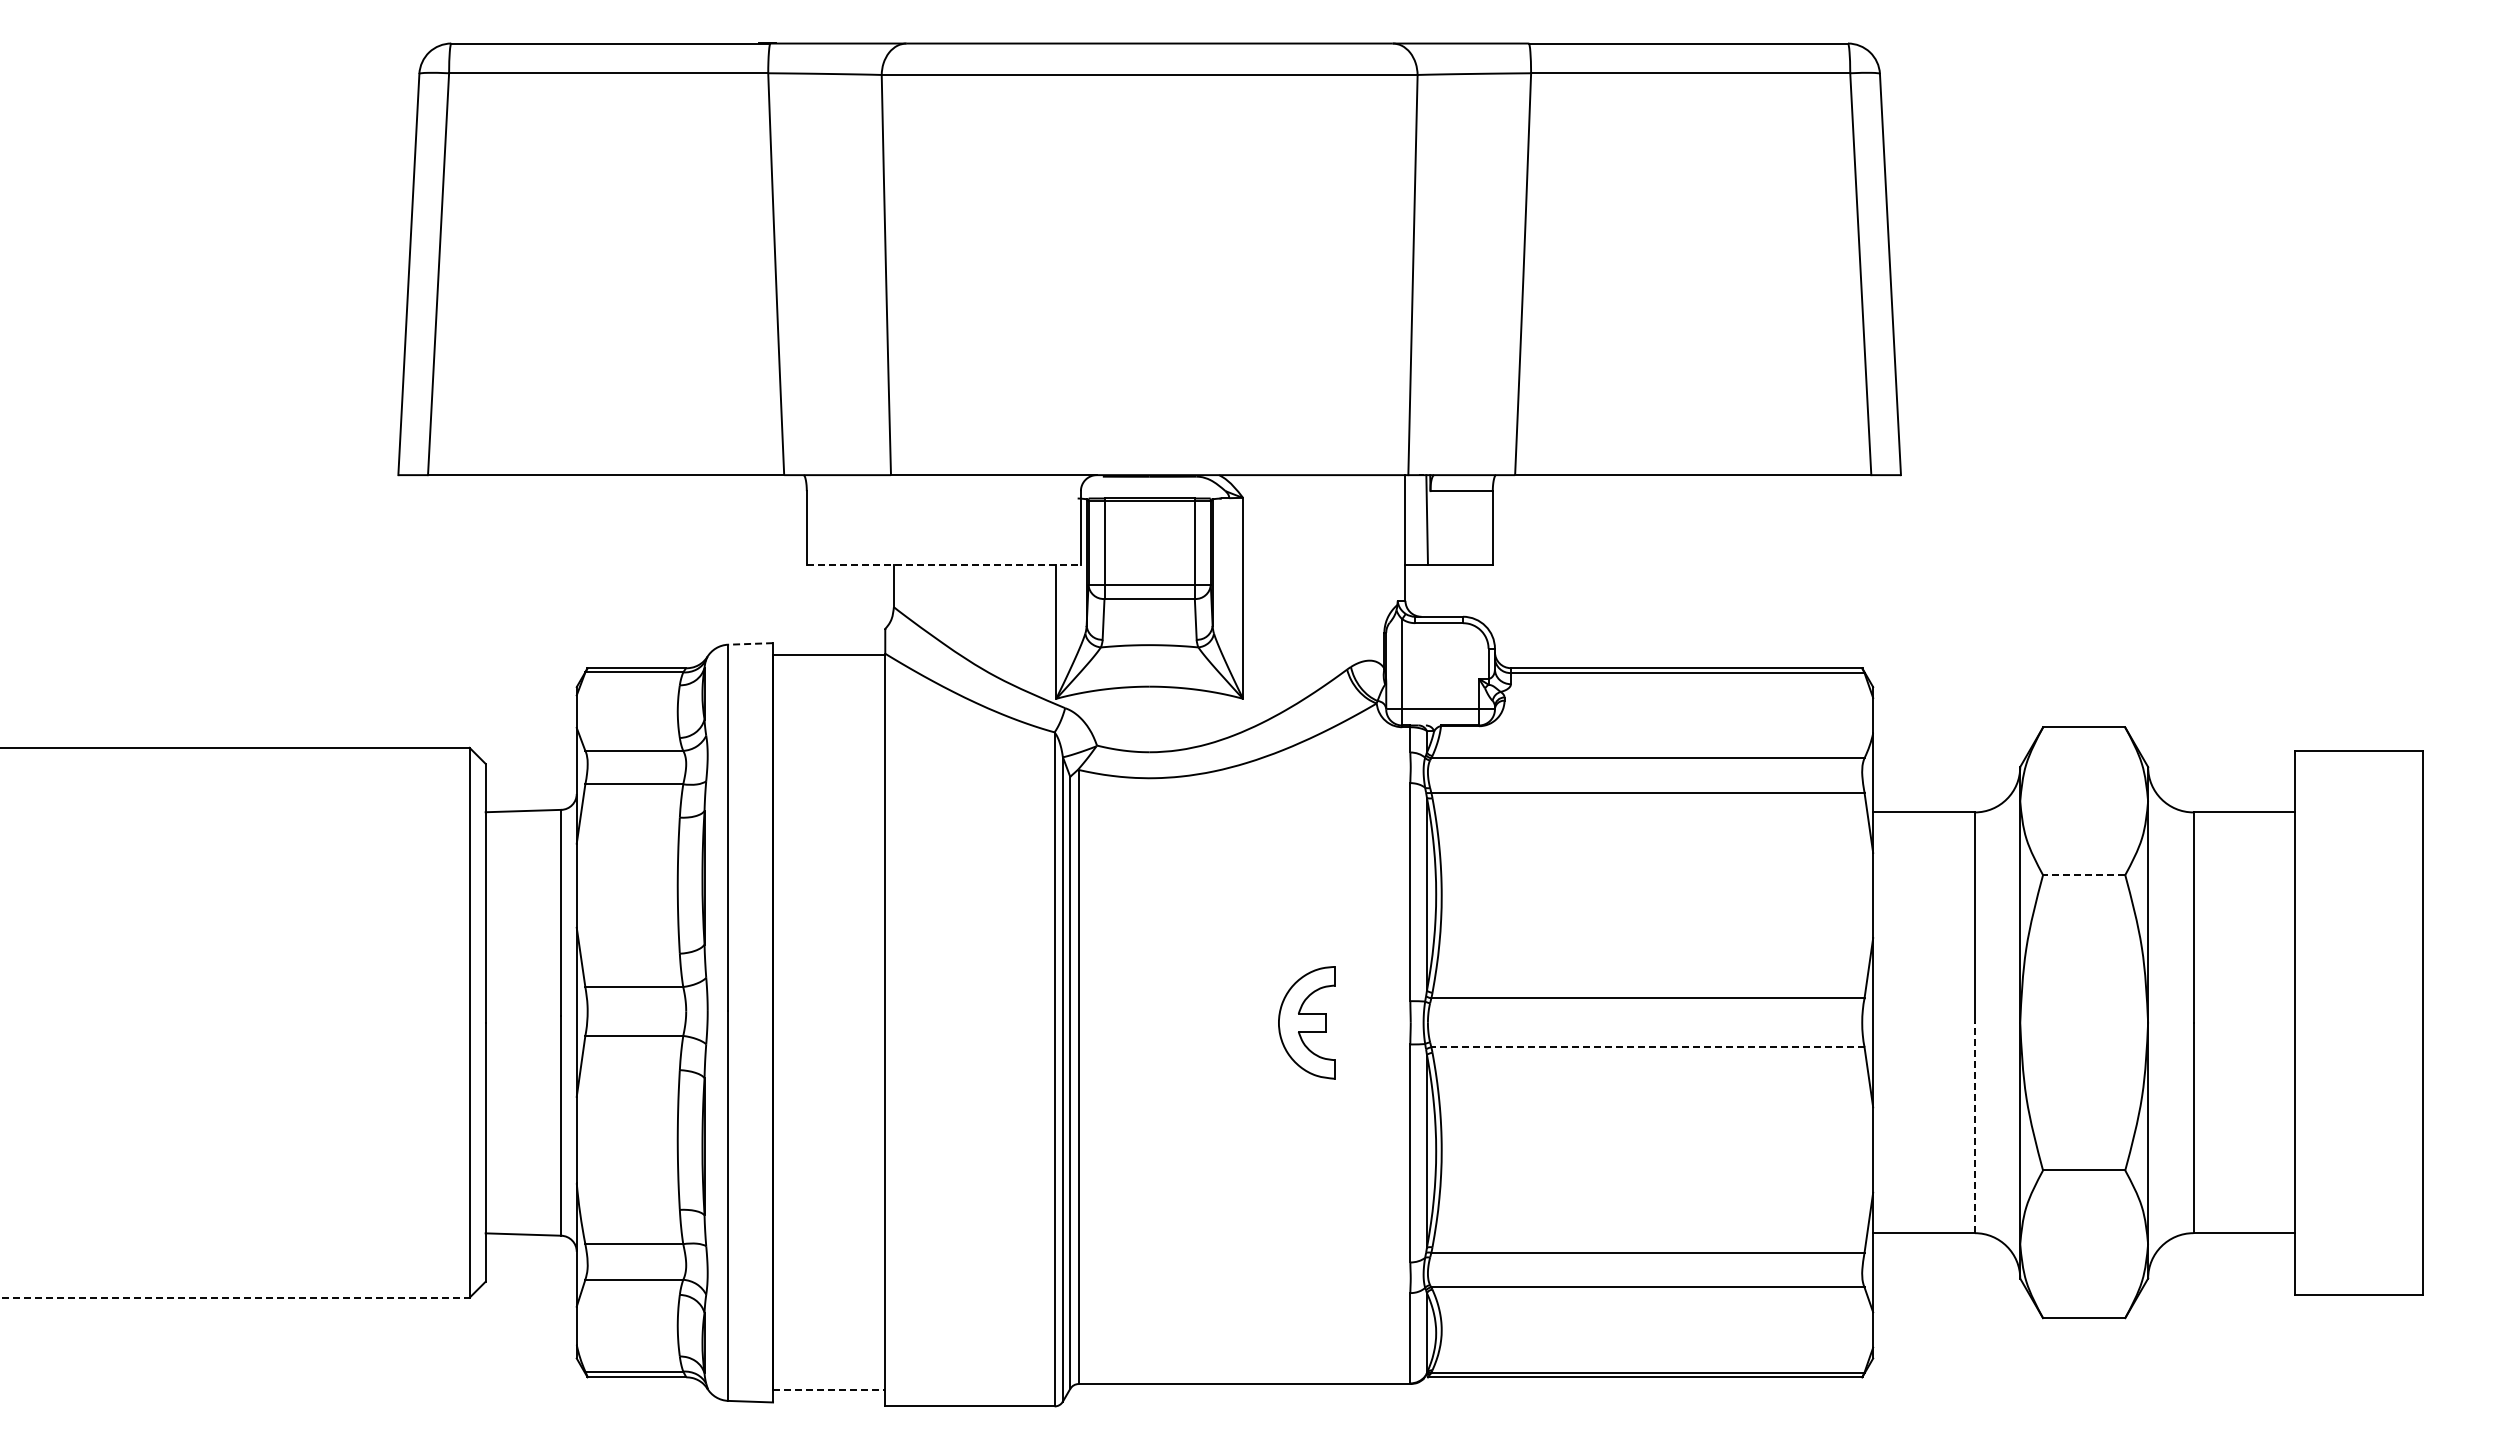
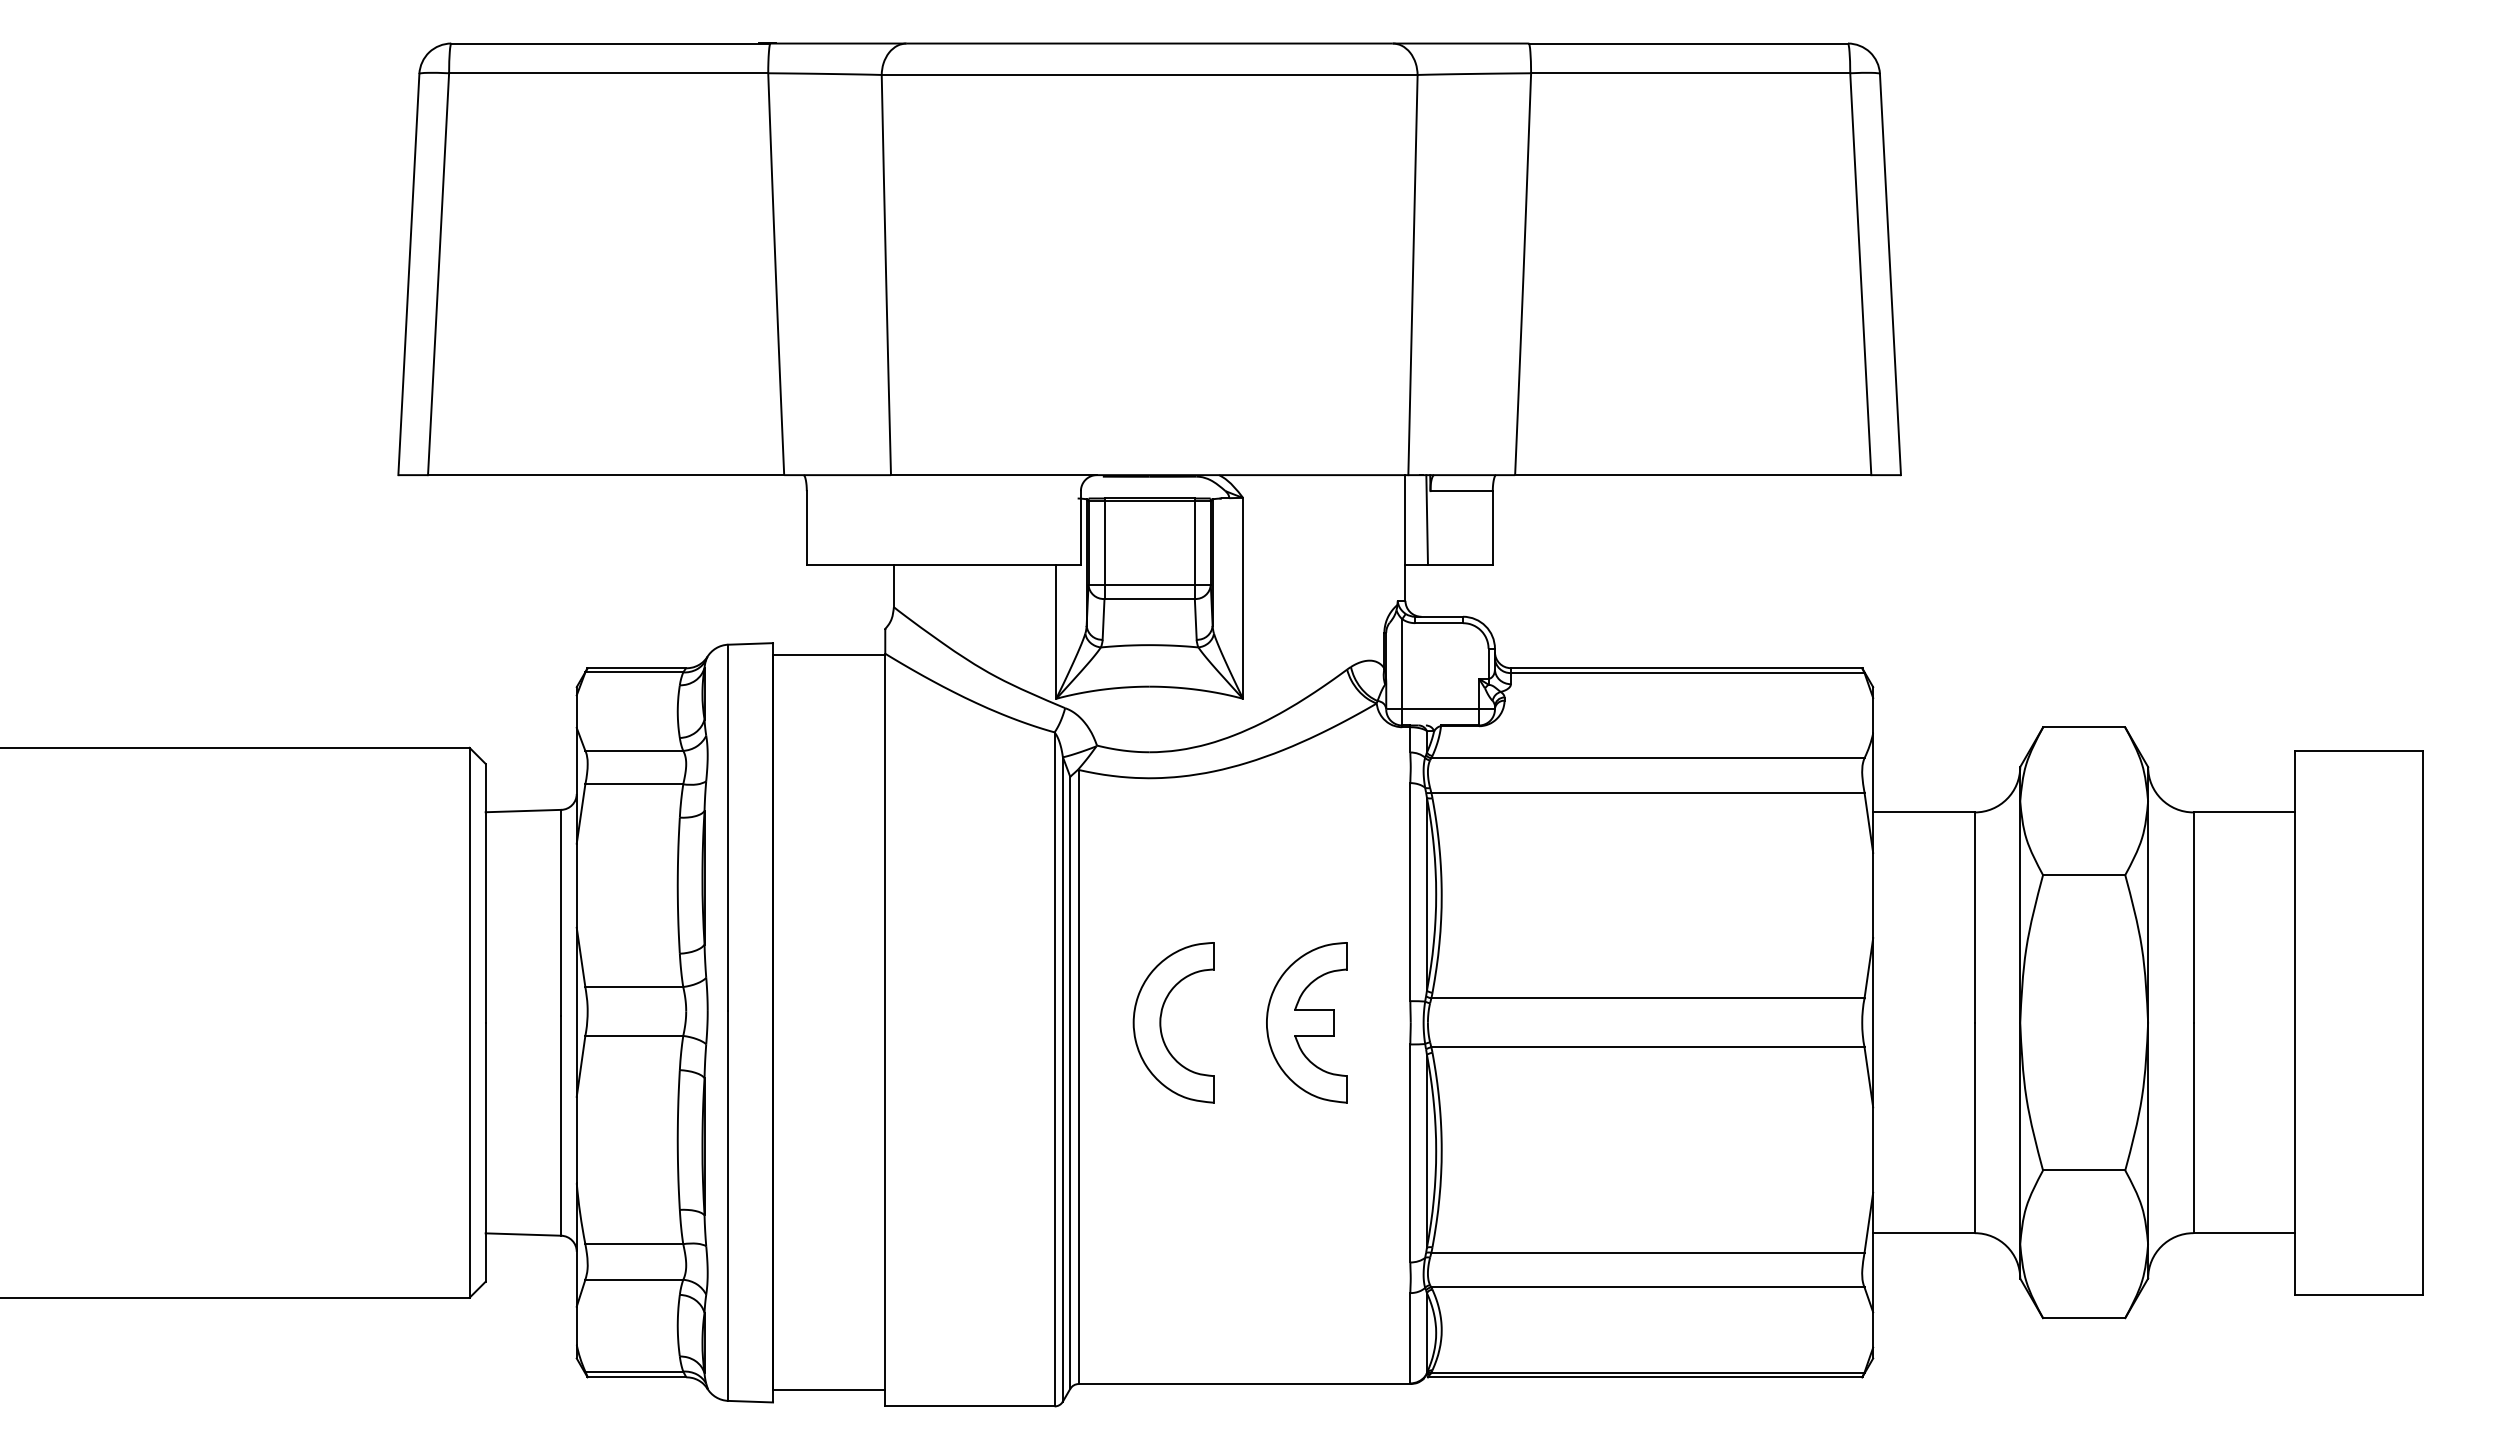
line: dashed -> solid (944, 564)
line: dashed -> solid (750, 643)
line: dashed -> solid (2083, 875)
part: none -> present (1161, 1022)
part size: 58x114 px -> 82x162 px (1306, 1022)
line: dashed -> solid (1647, 1047)
line: dashed -> solid (1974, 1127)
line: dashed -> solid (235, 1297)
line: dashed -> solid (829, 1390)
